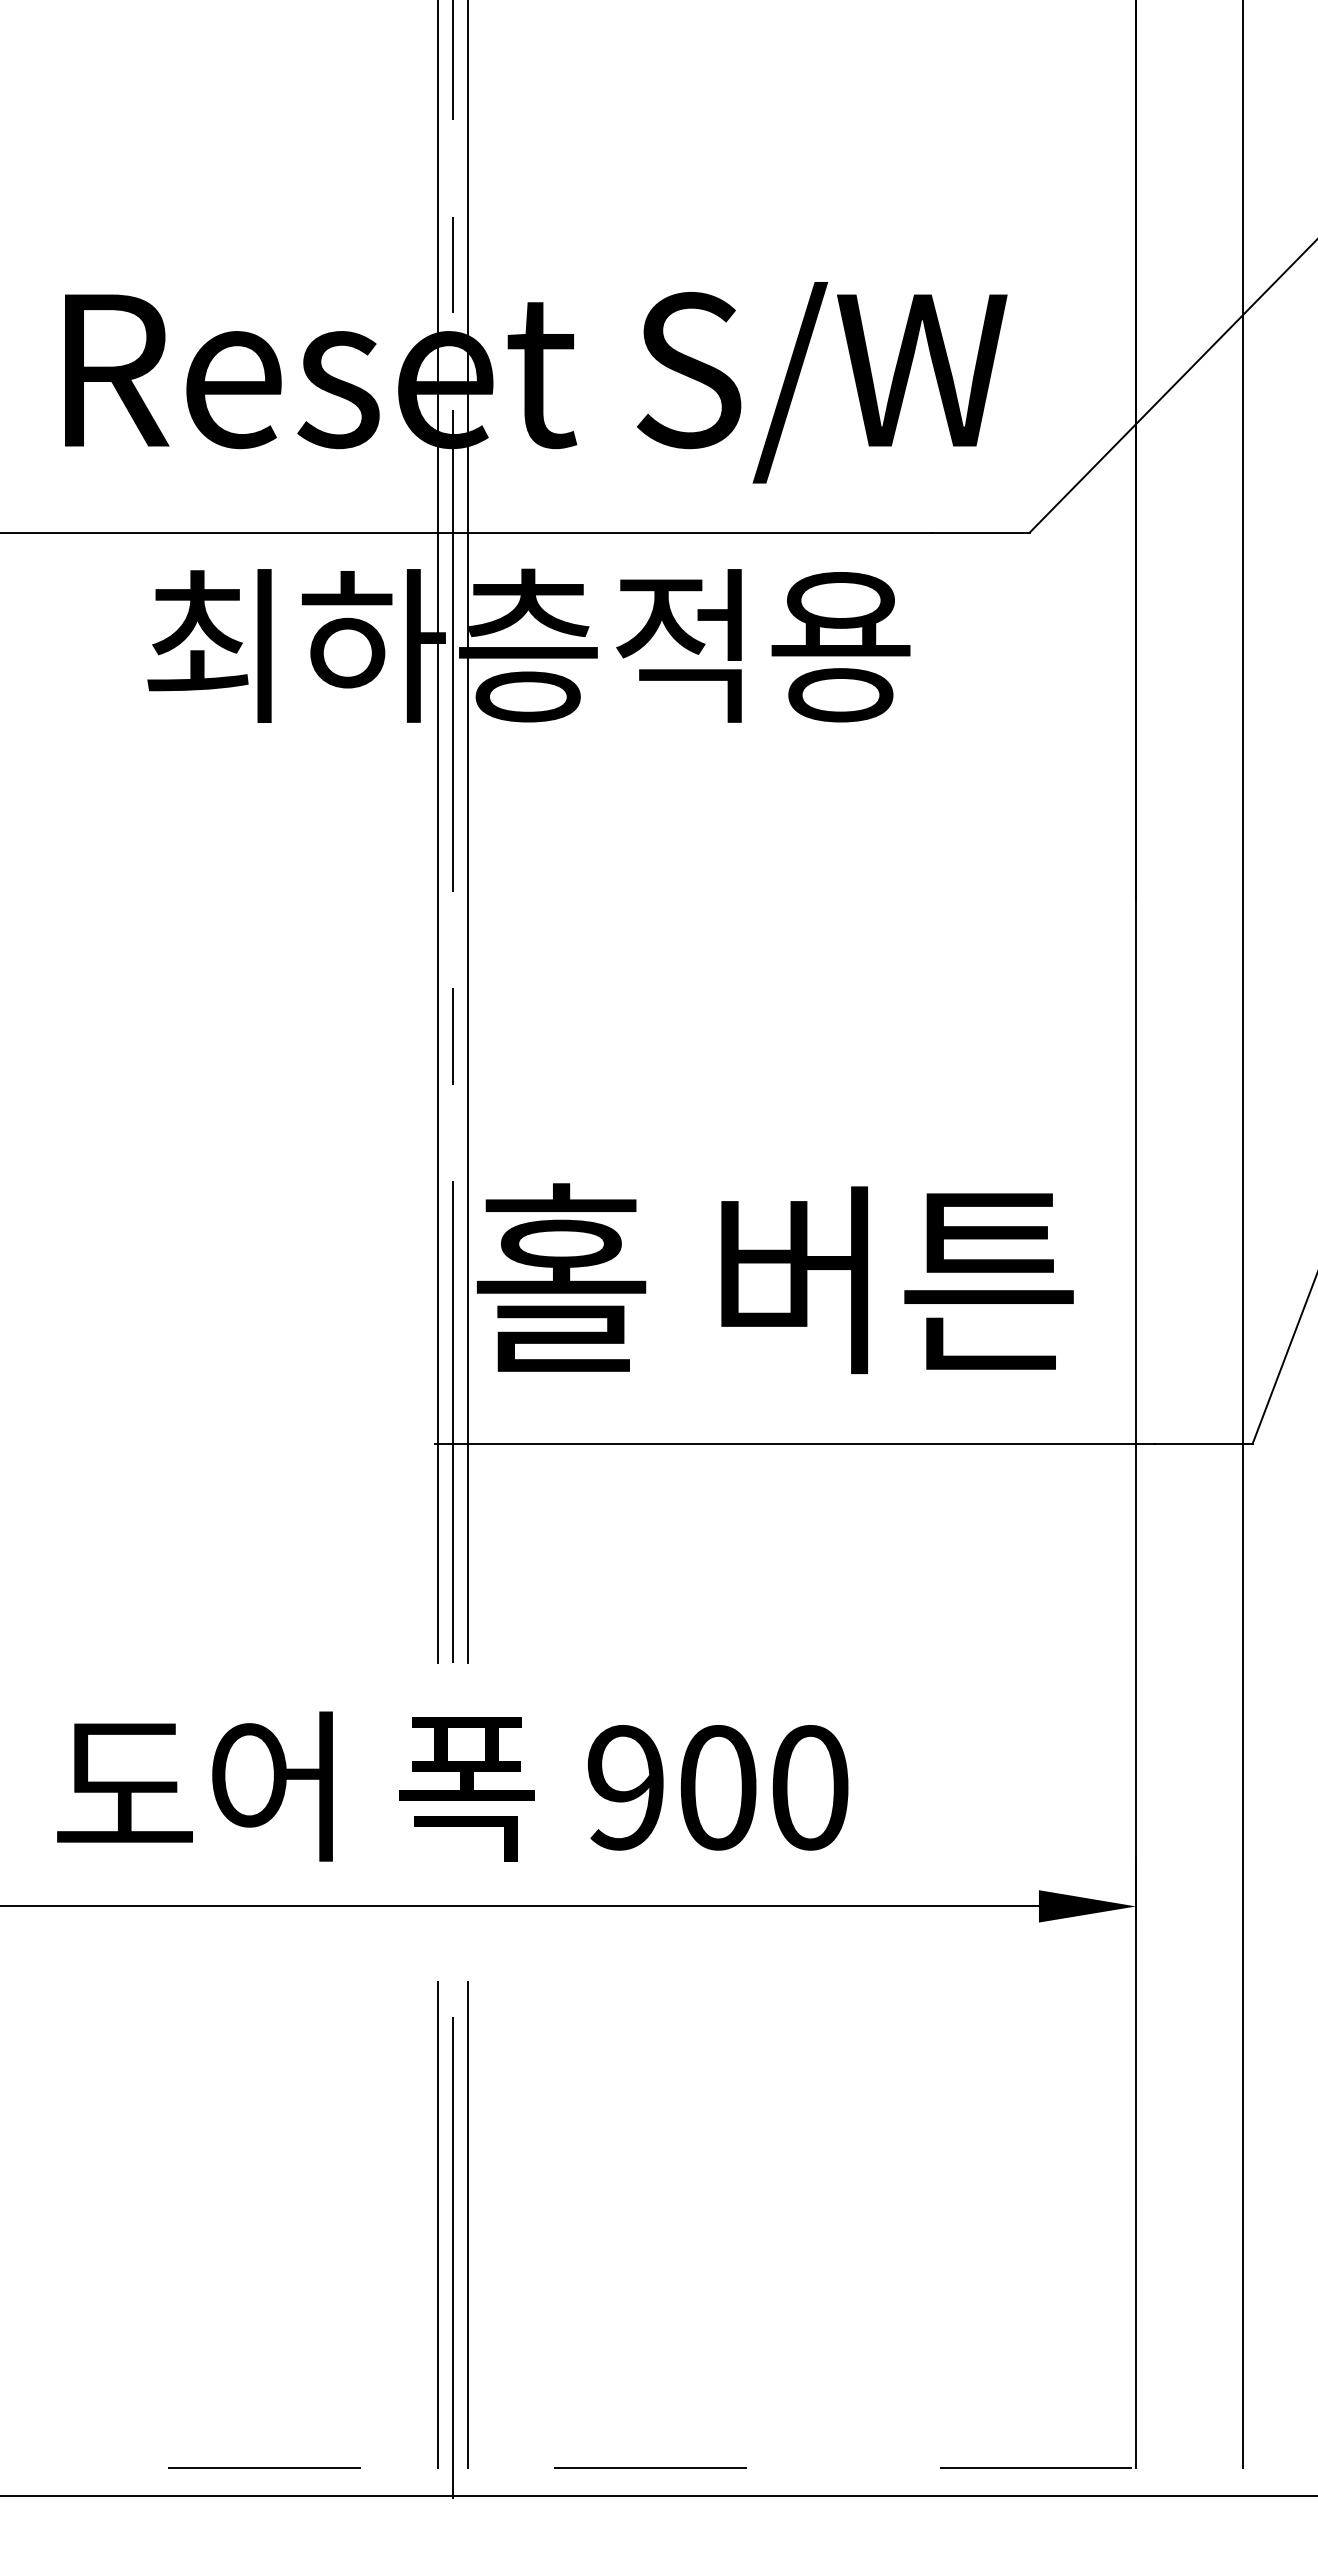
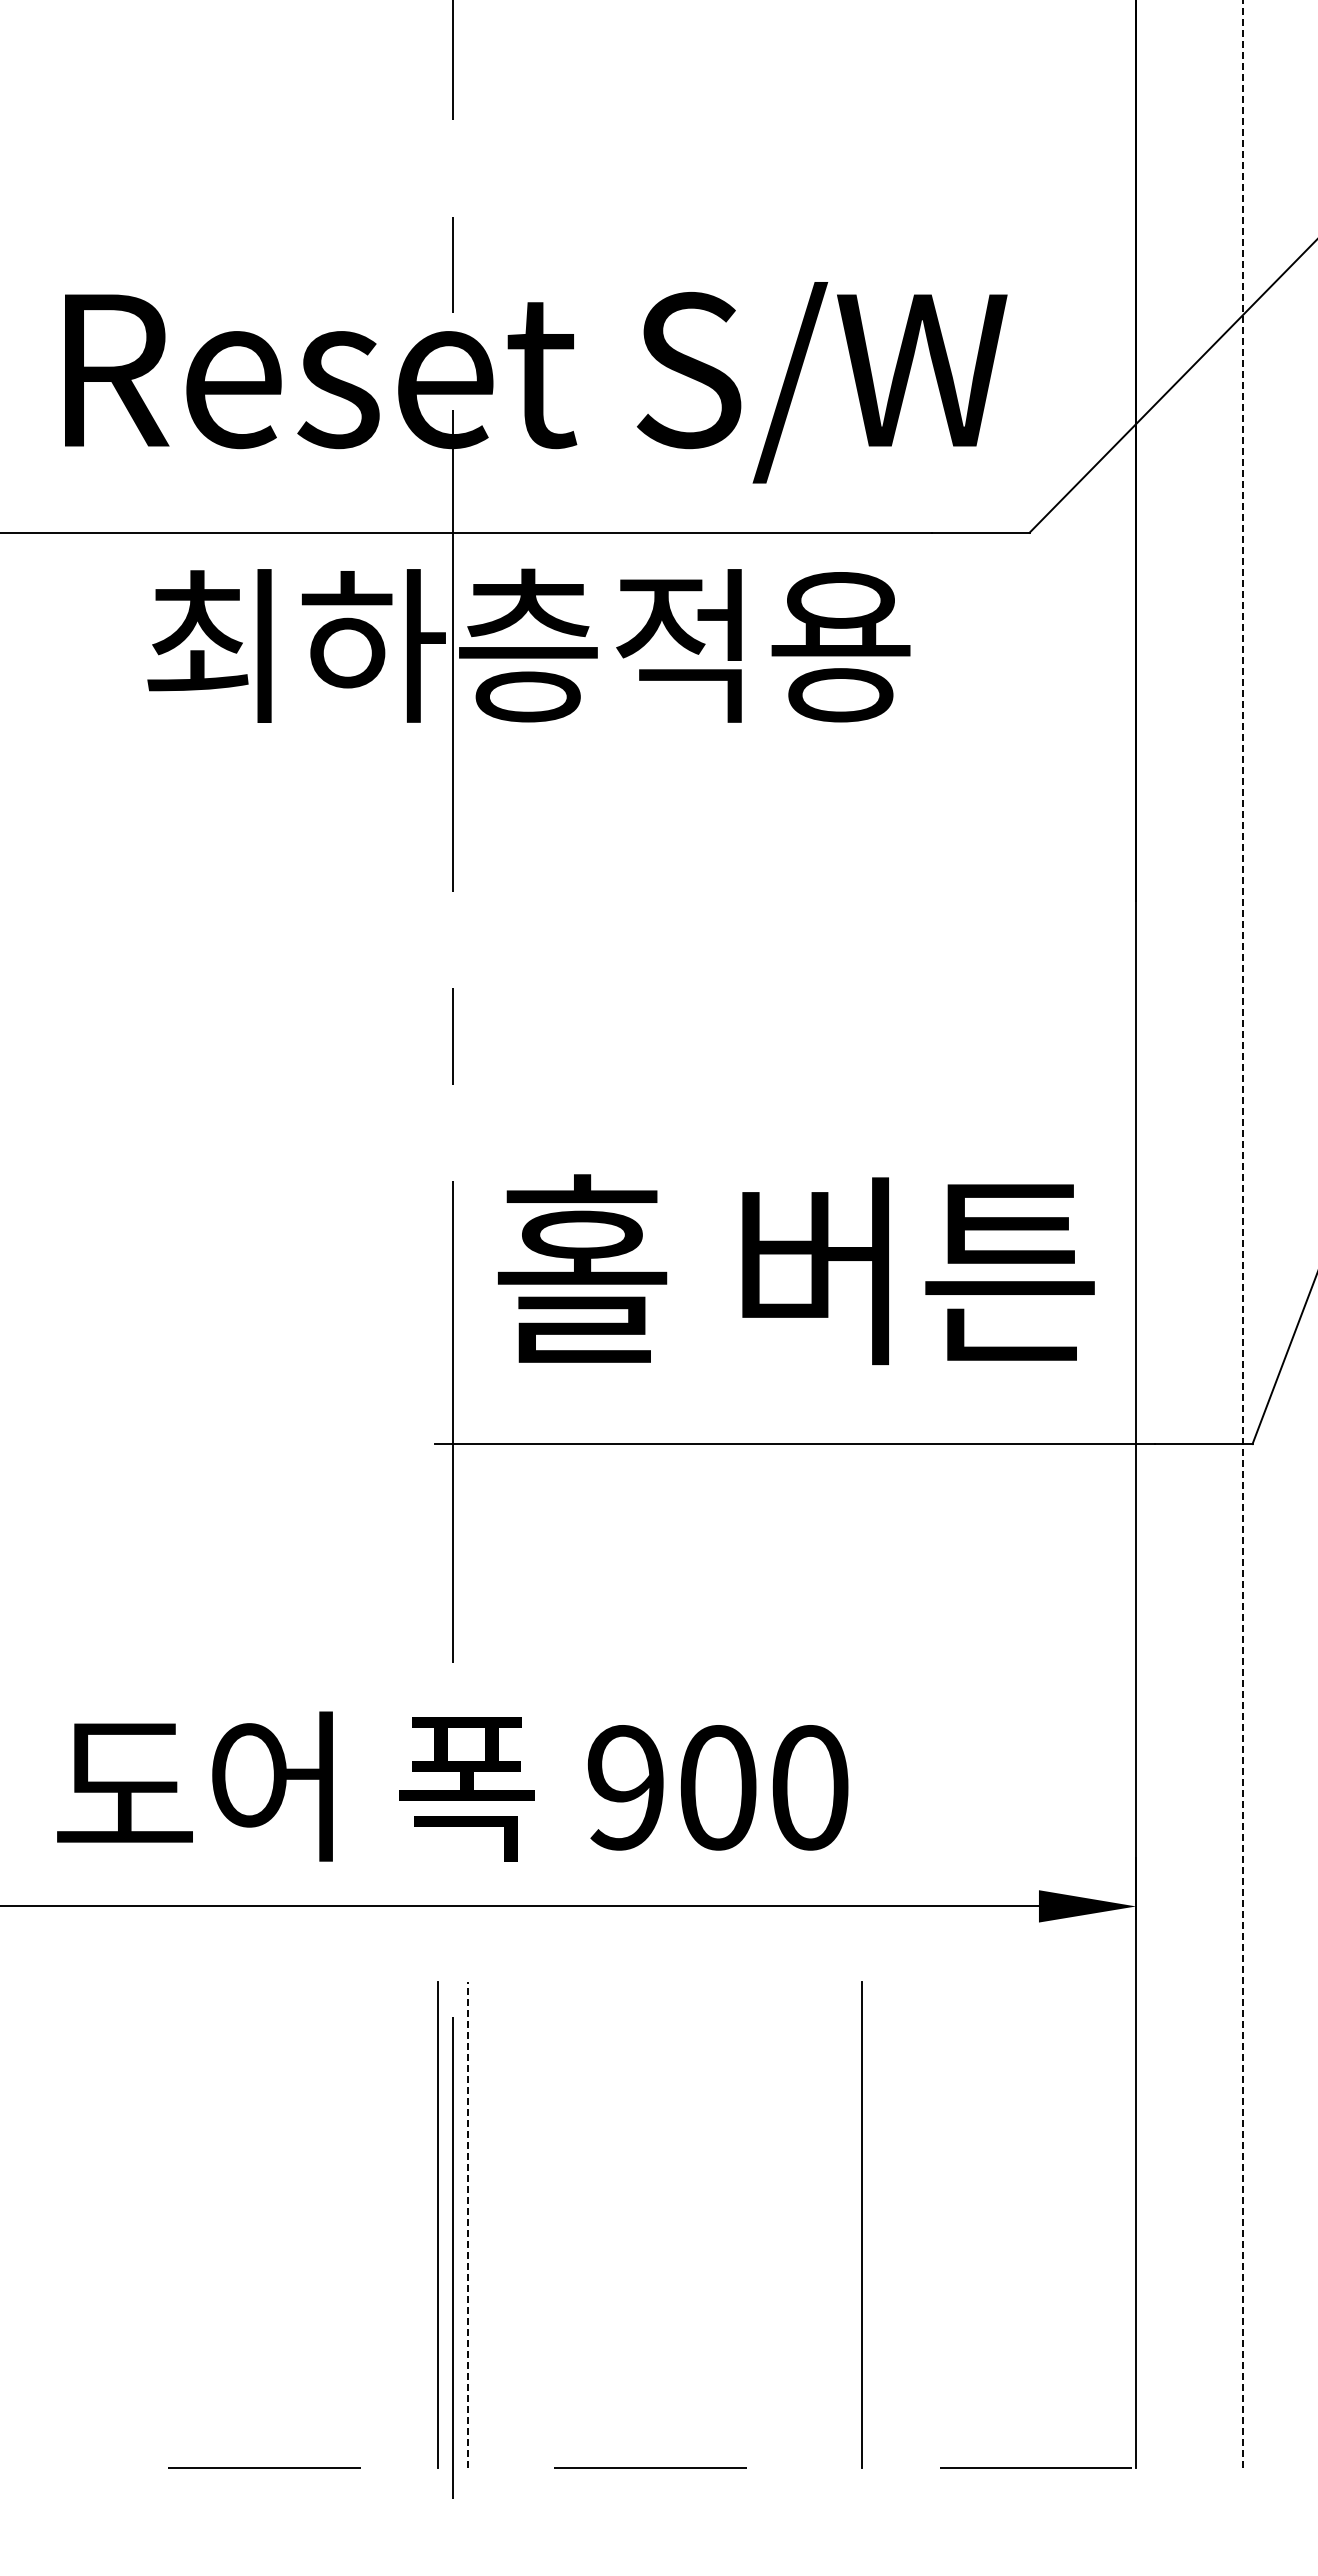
line: present -> none (437, 832)
line: present -> none (467, 832)
line: solid -> dashed (1242, 1234)
text position: (775, 1278) -> (796, 1269) (796, 1269)
line: solid -> dashed (467, 2224)
line: none -> present (861, 2224)
line: present -> none (658, 2495)
